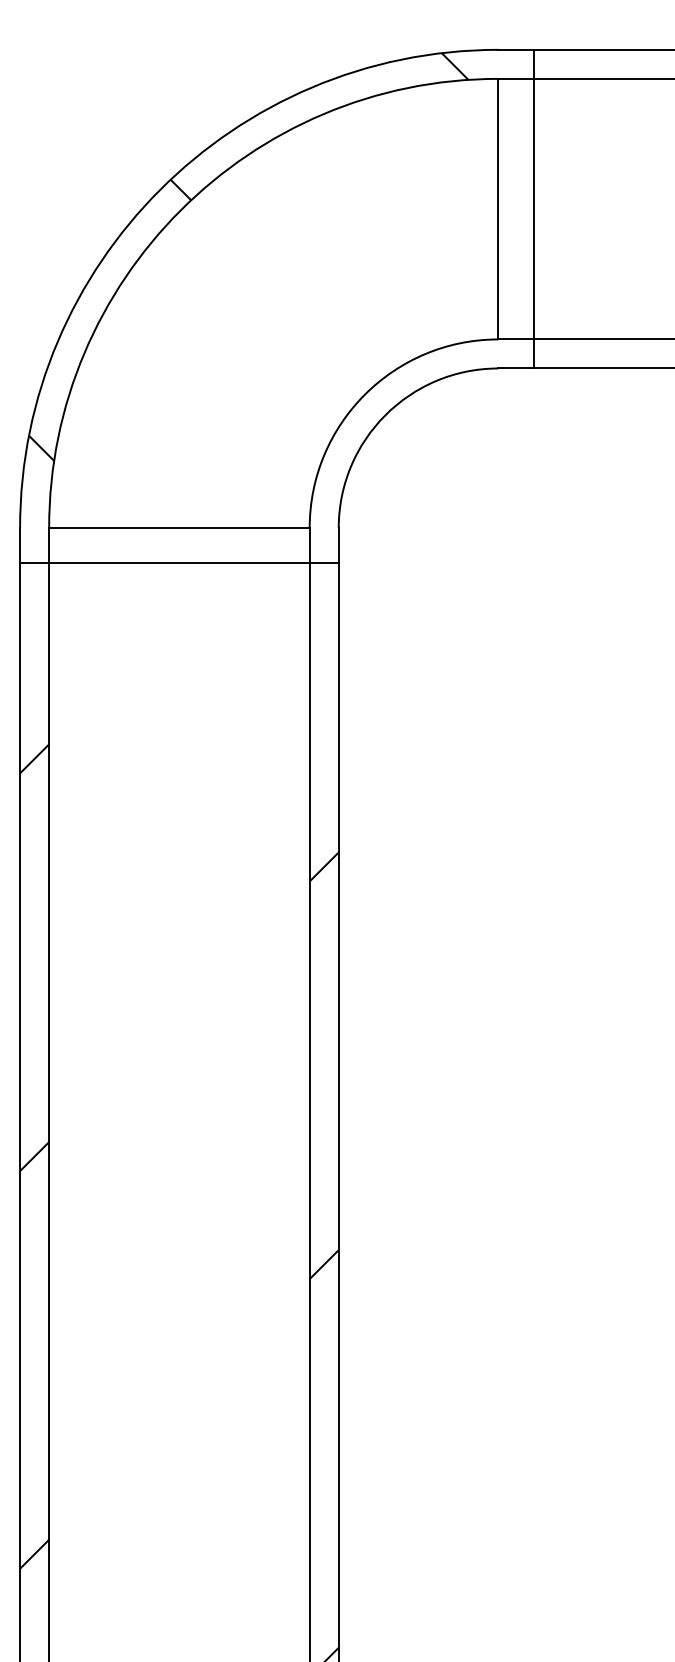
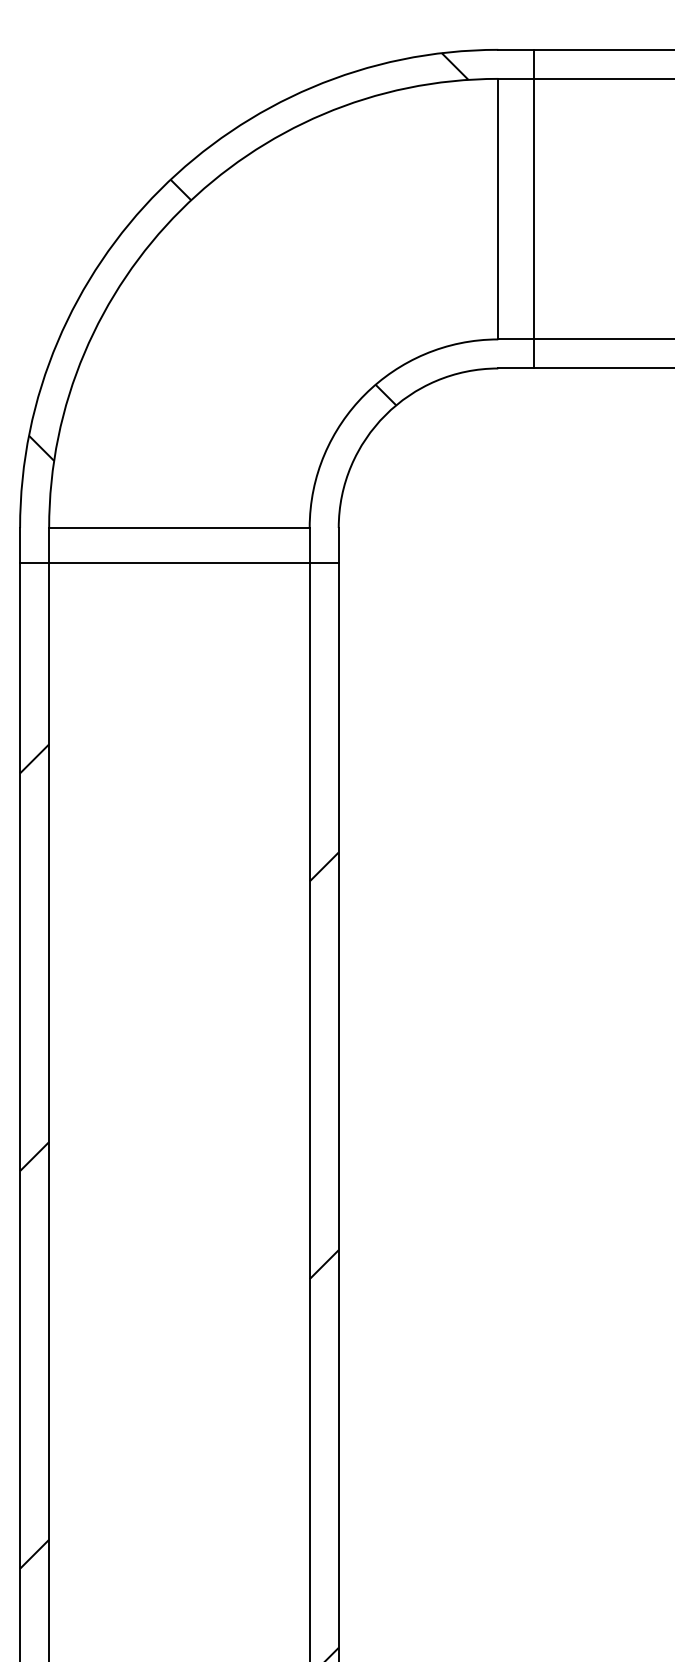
hatch: none -> present (385, 394)
